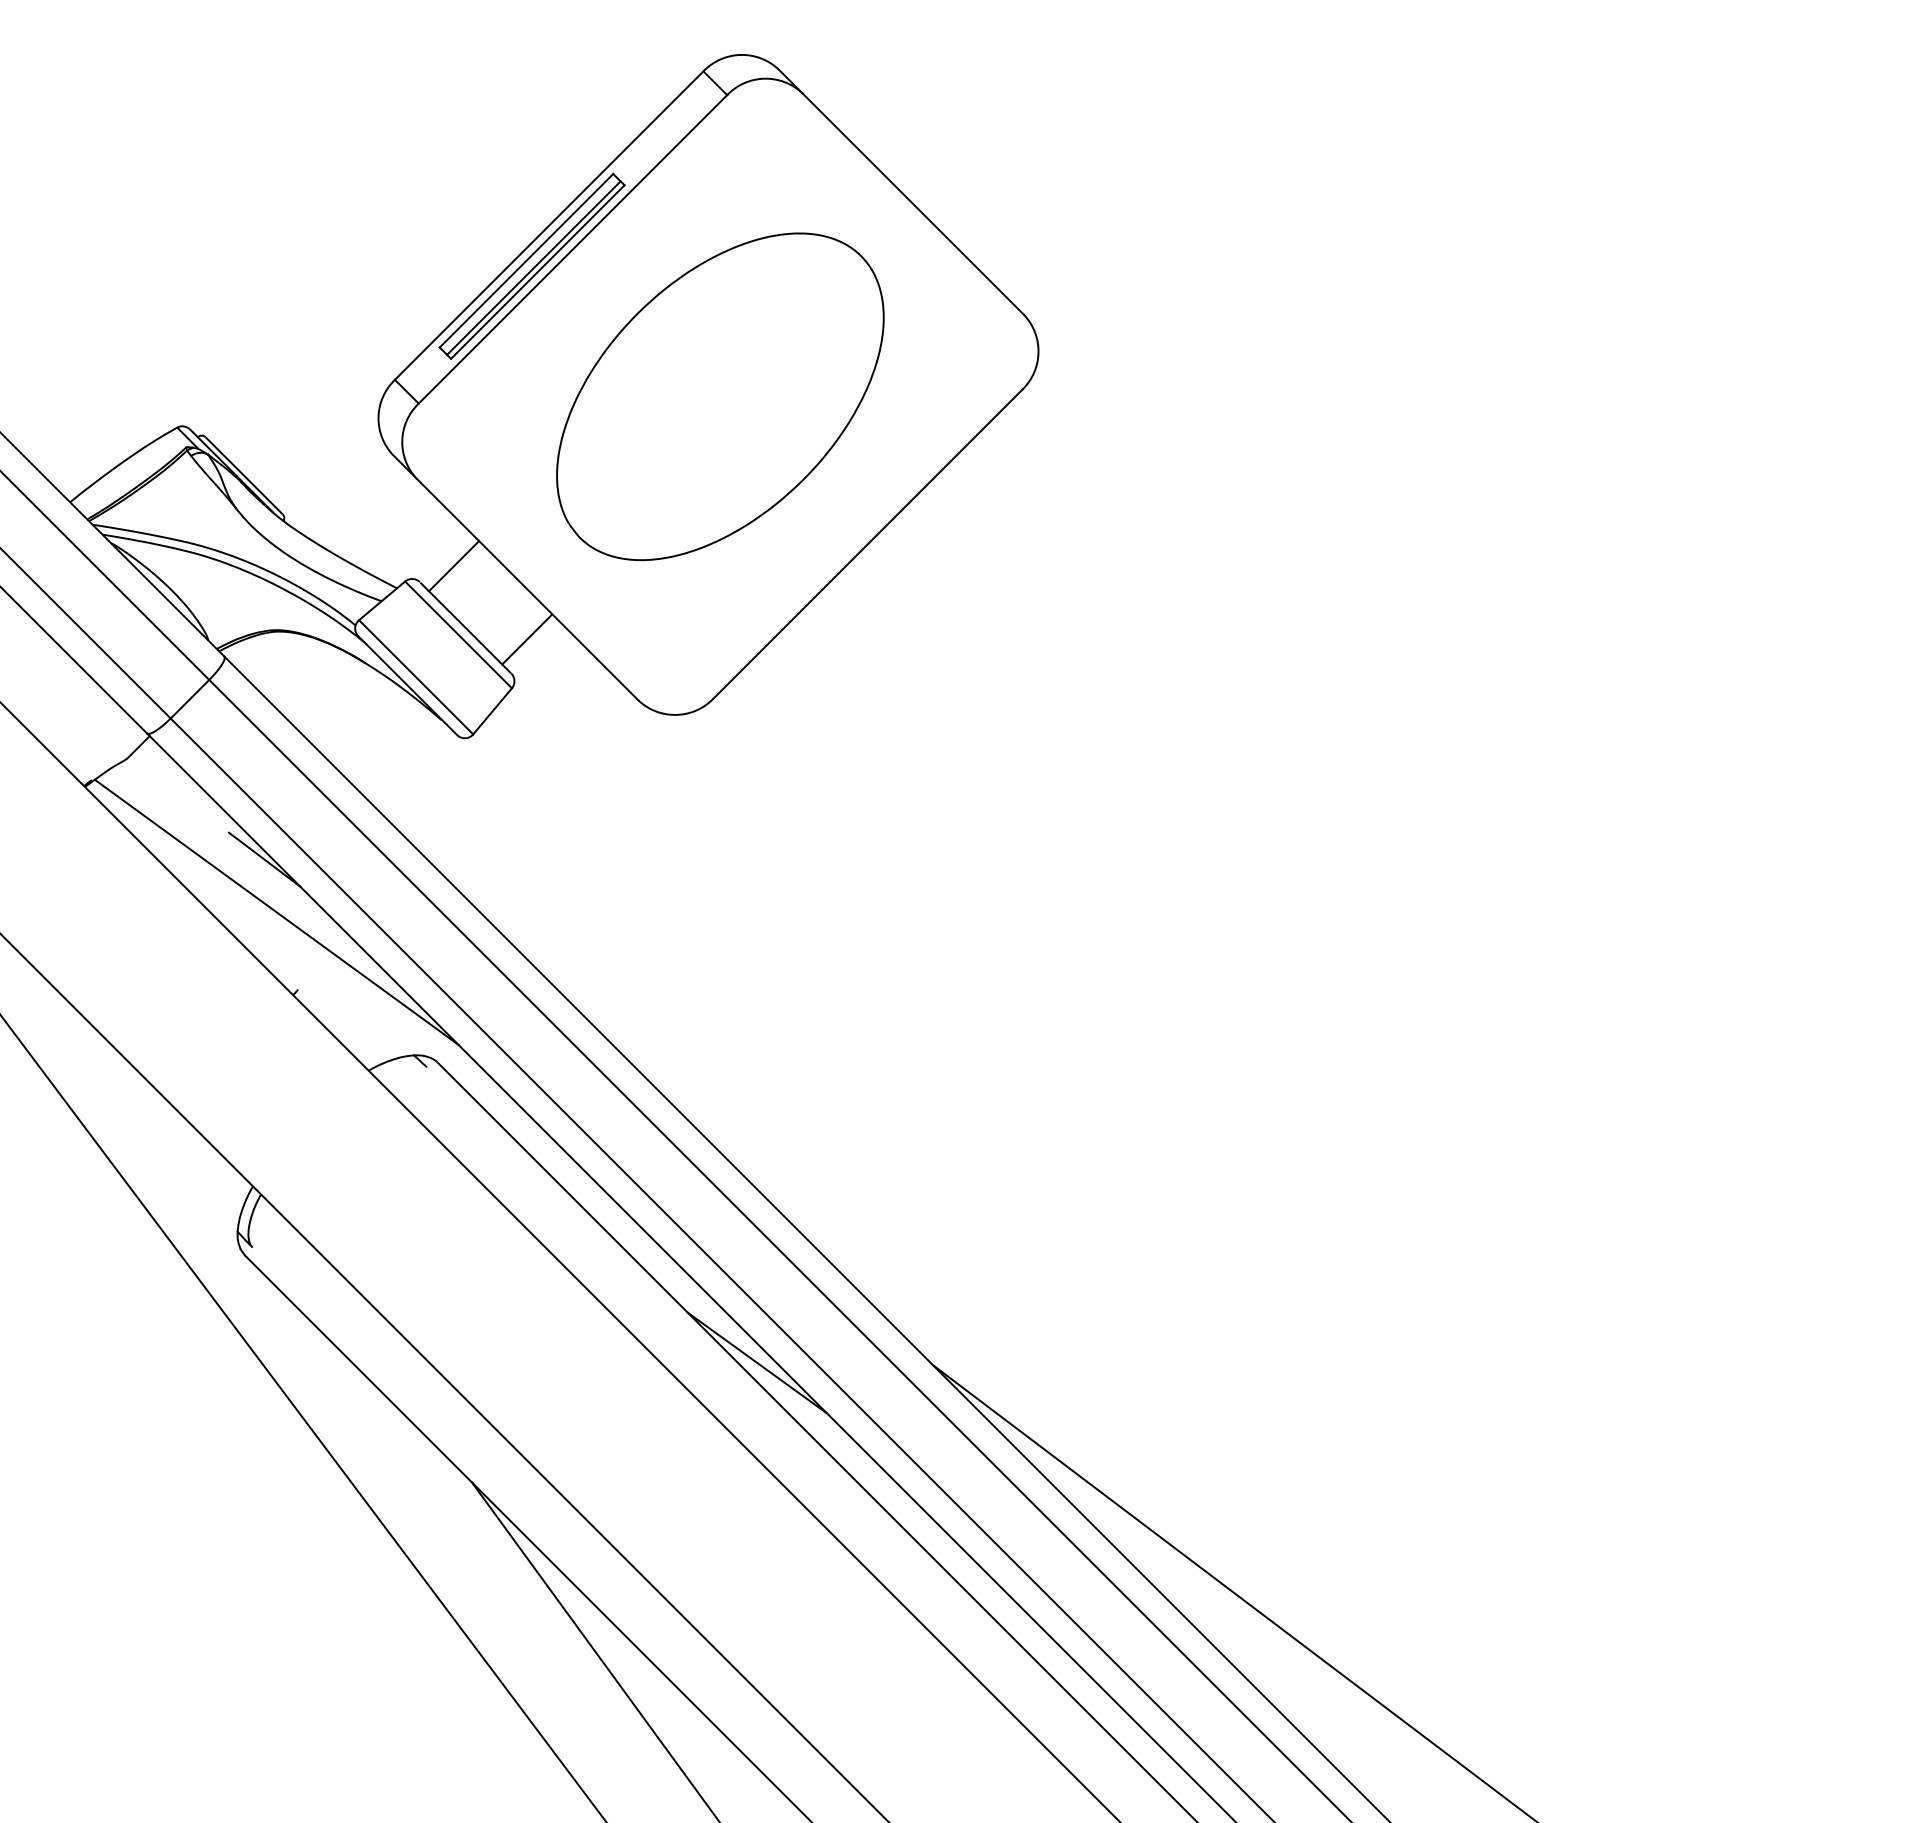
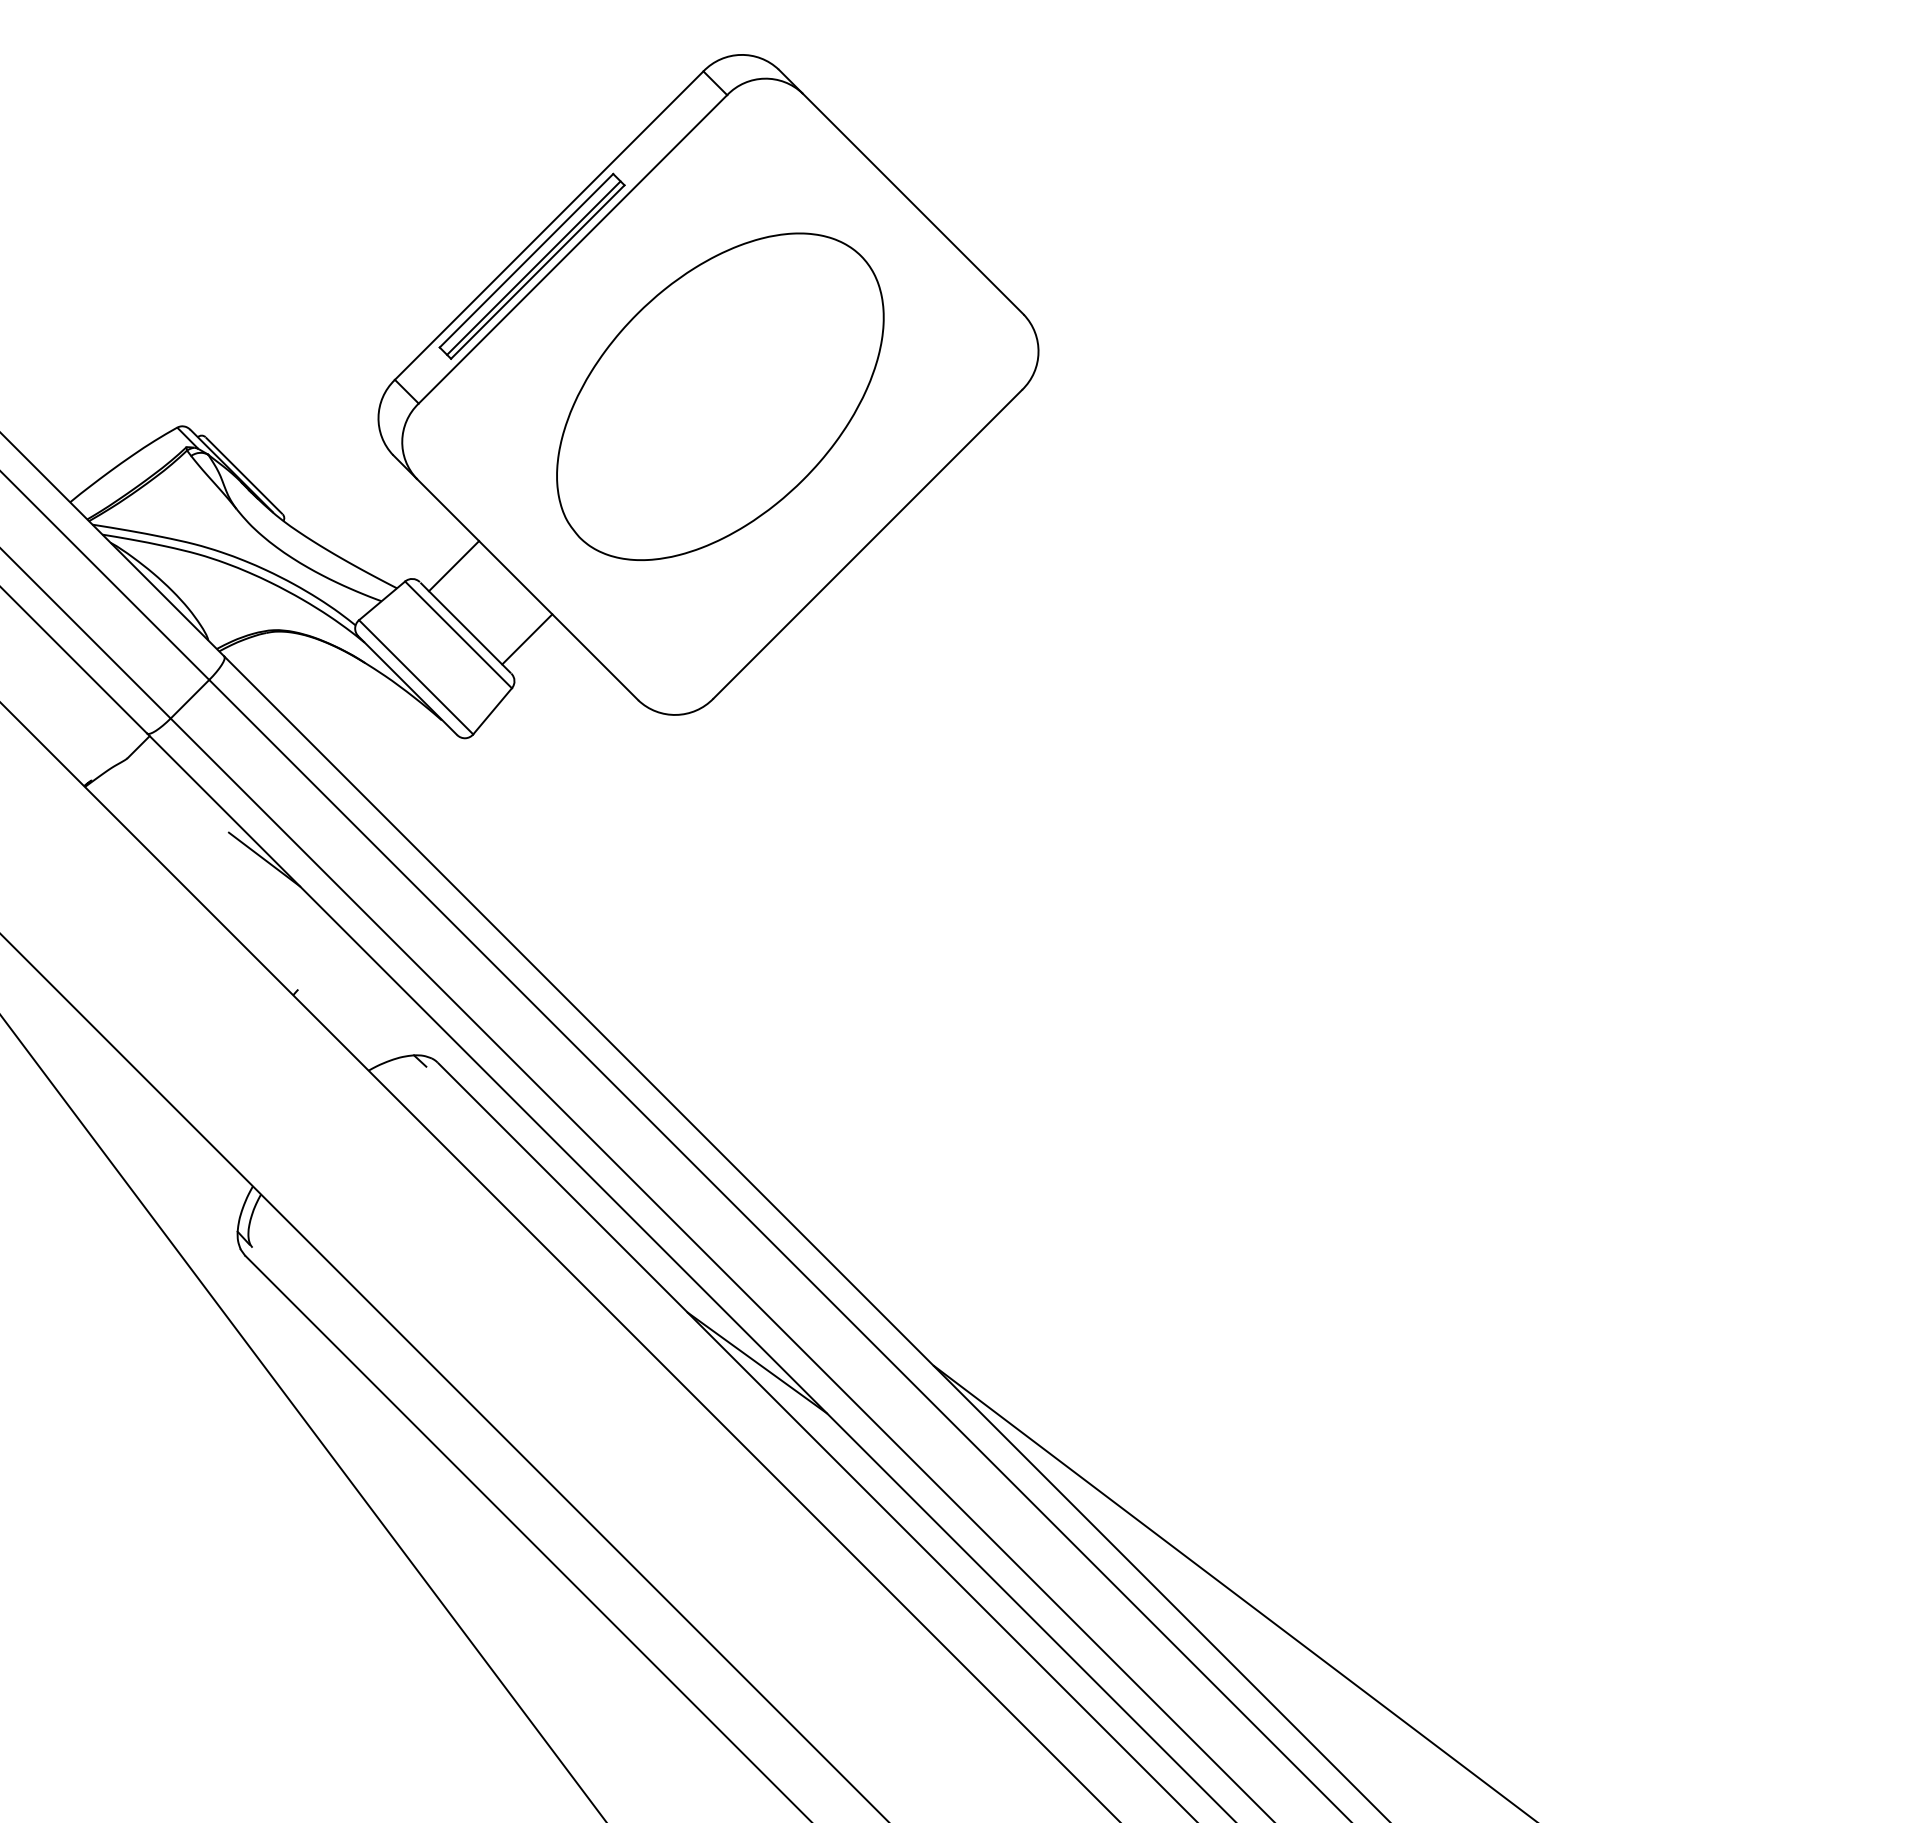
line: present -> none (276, 911)
line: present -> none (594, 1650)
